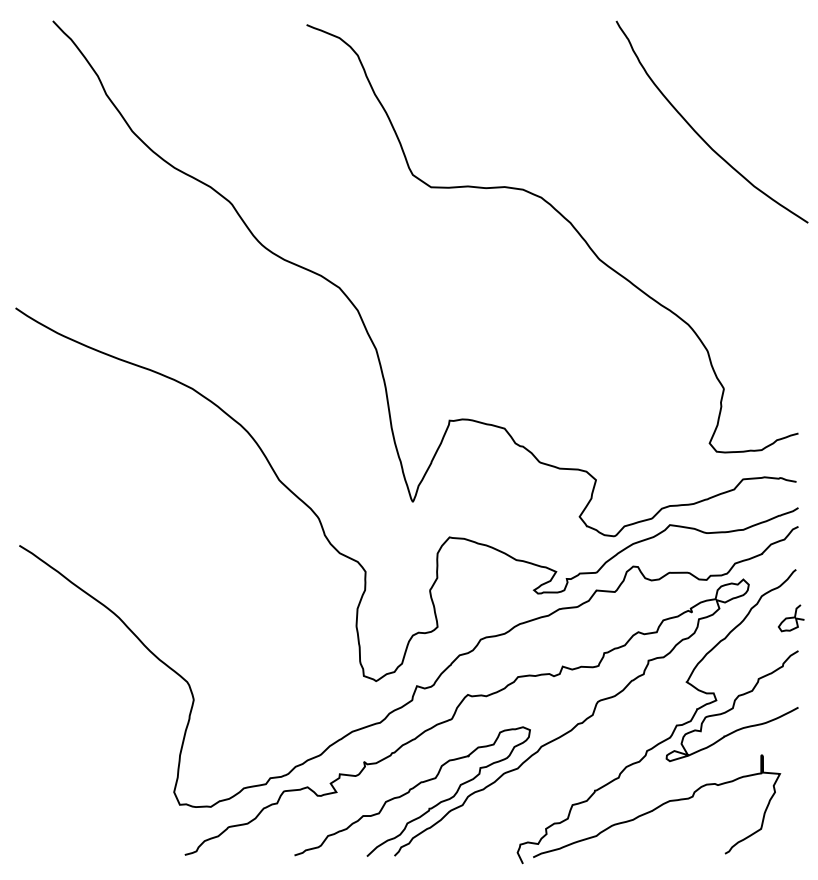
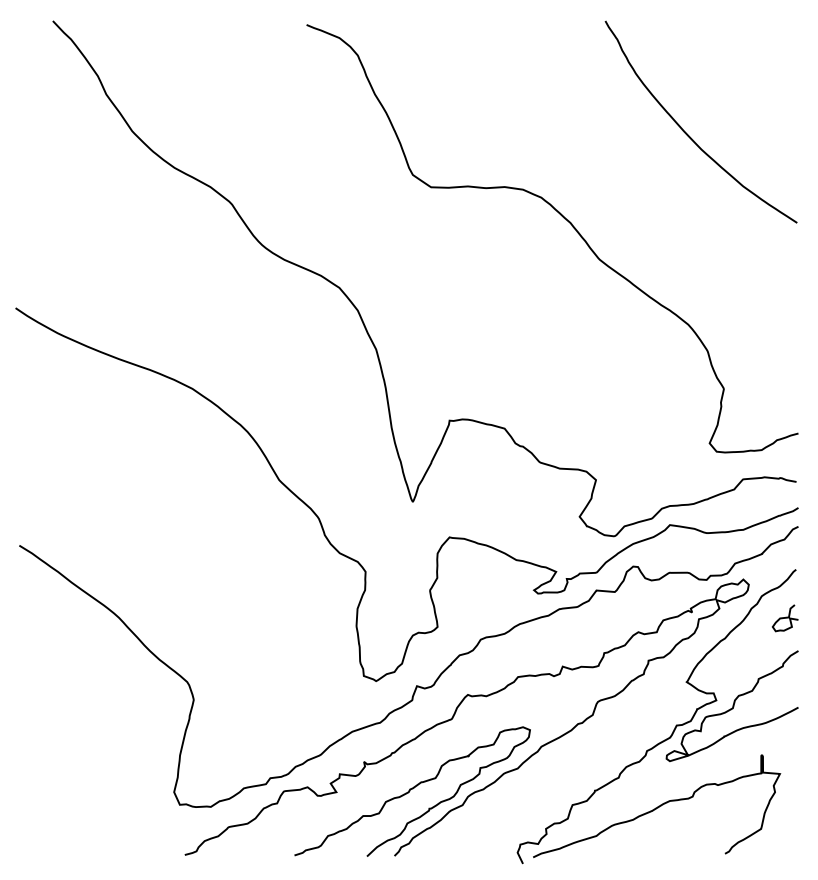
curve position: (698, 133) -> (687, 133) (687, 133)
curve position: (790, 618) -> (784, 618) (784, 618)
